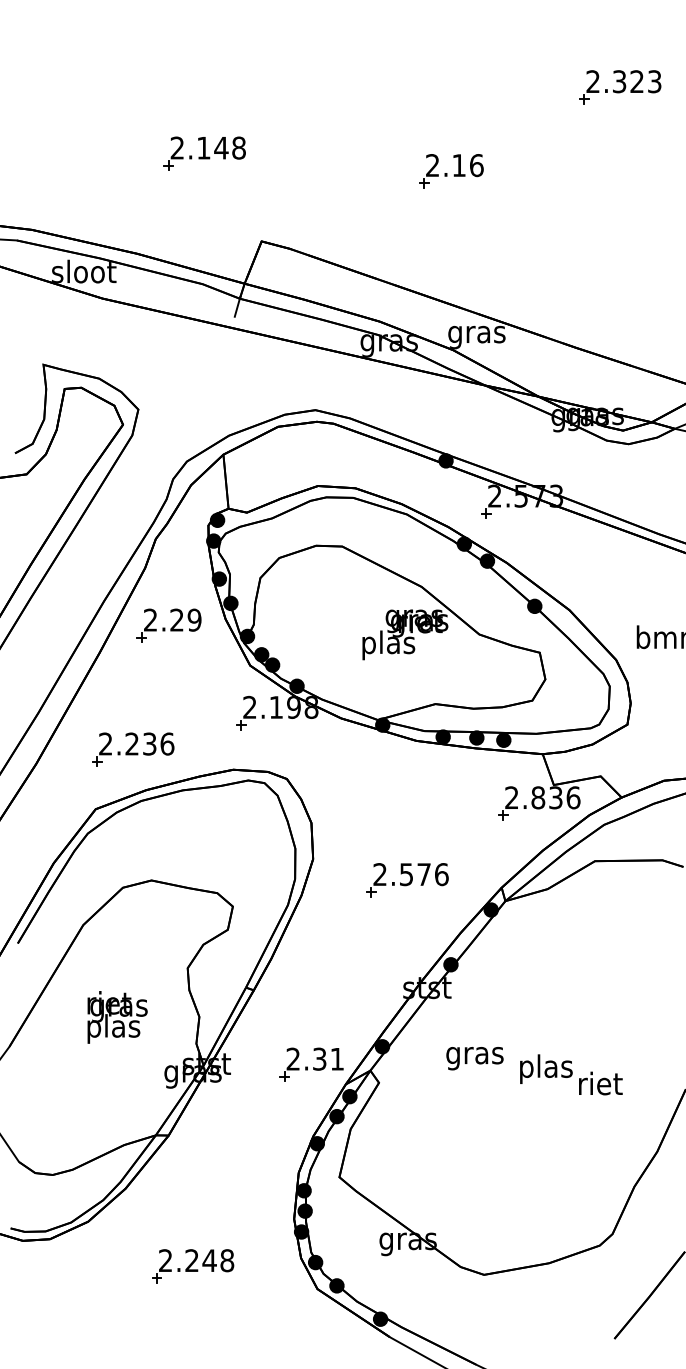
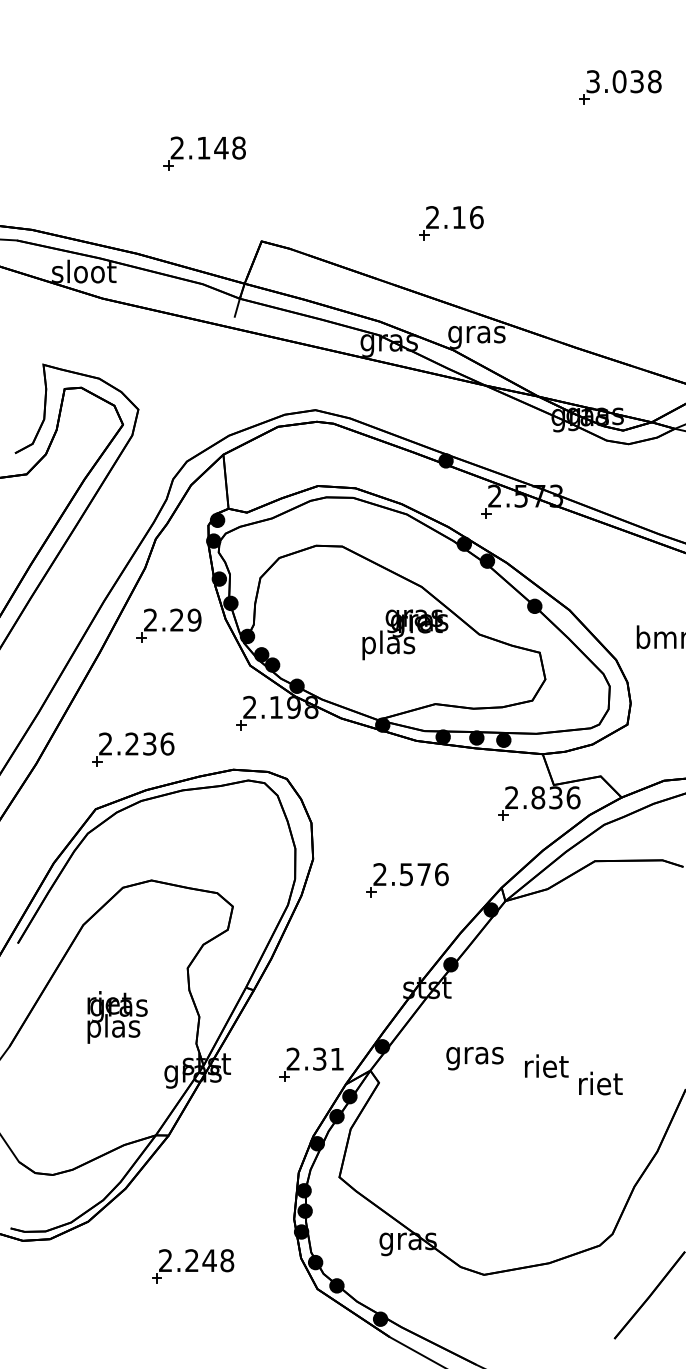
text: 2.323 -> 3.038 (623, 81)
part position: (451, 171) -> (451, 223) (451, 223)
text: plas -> riet (546, 1068)
